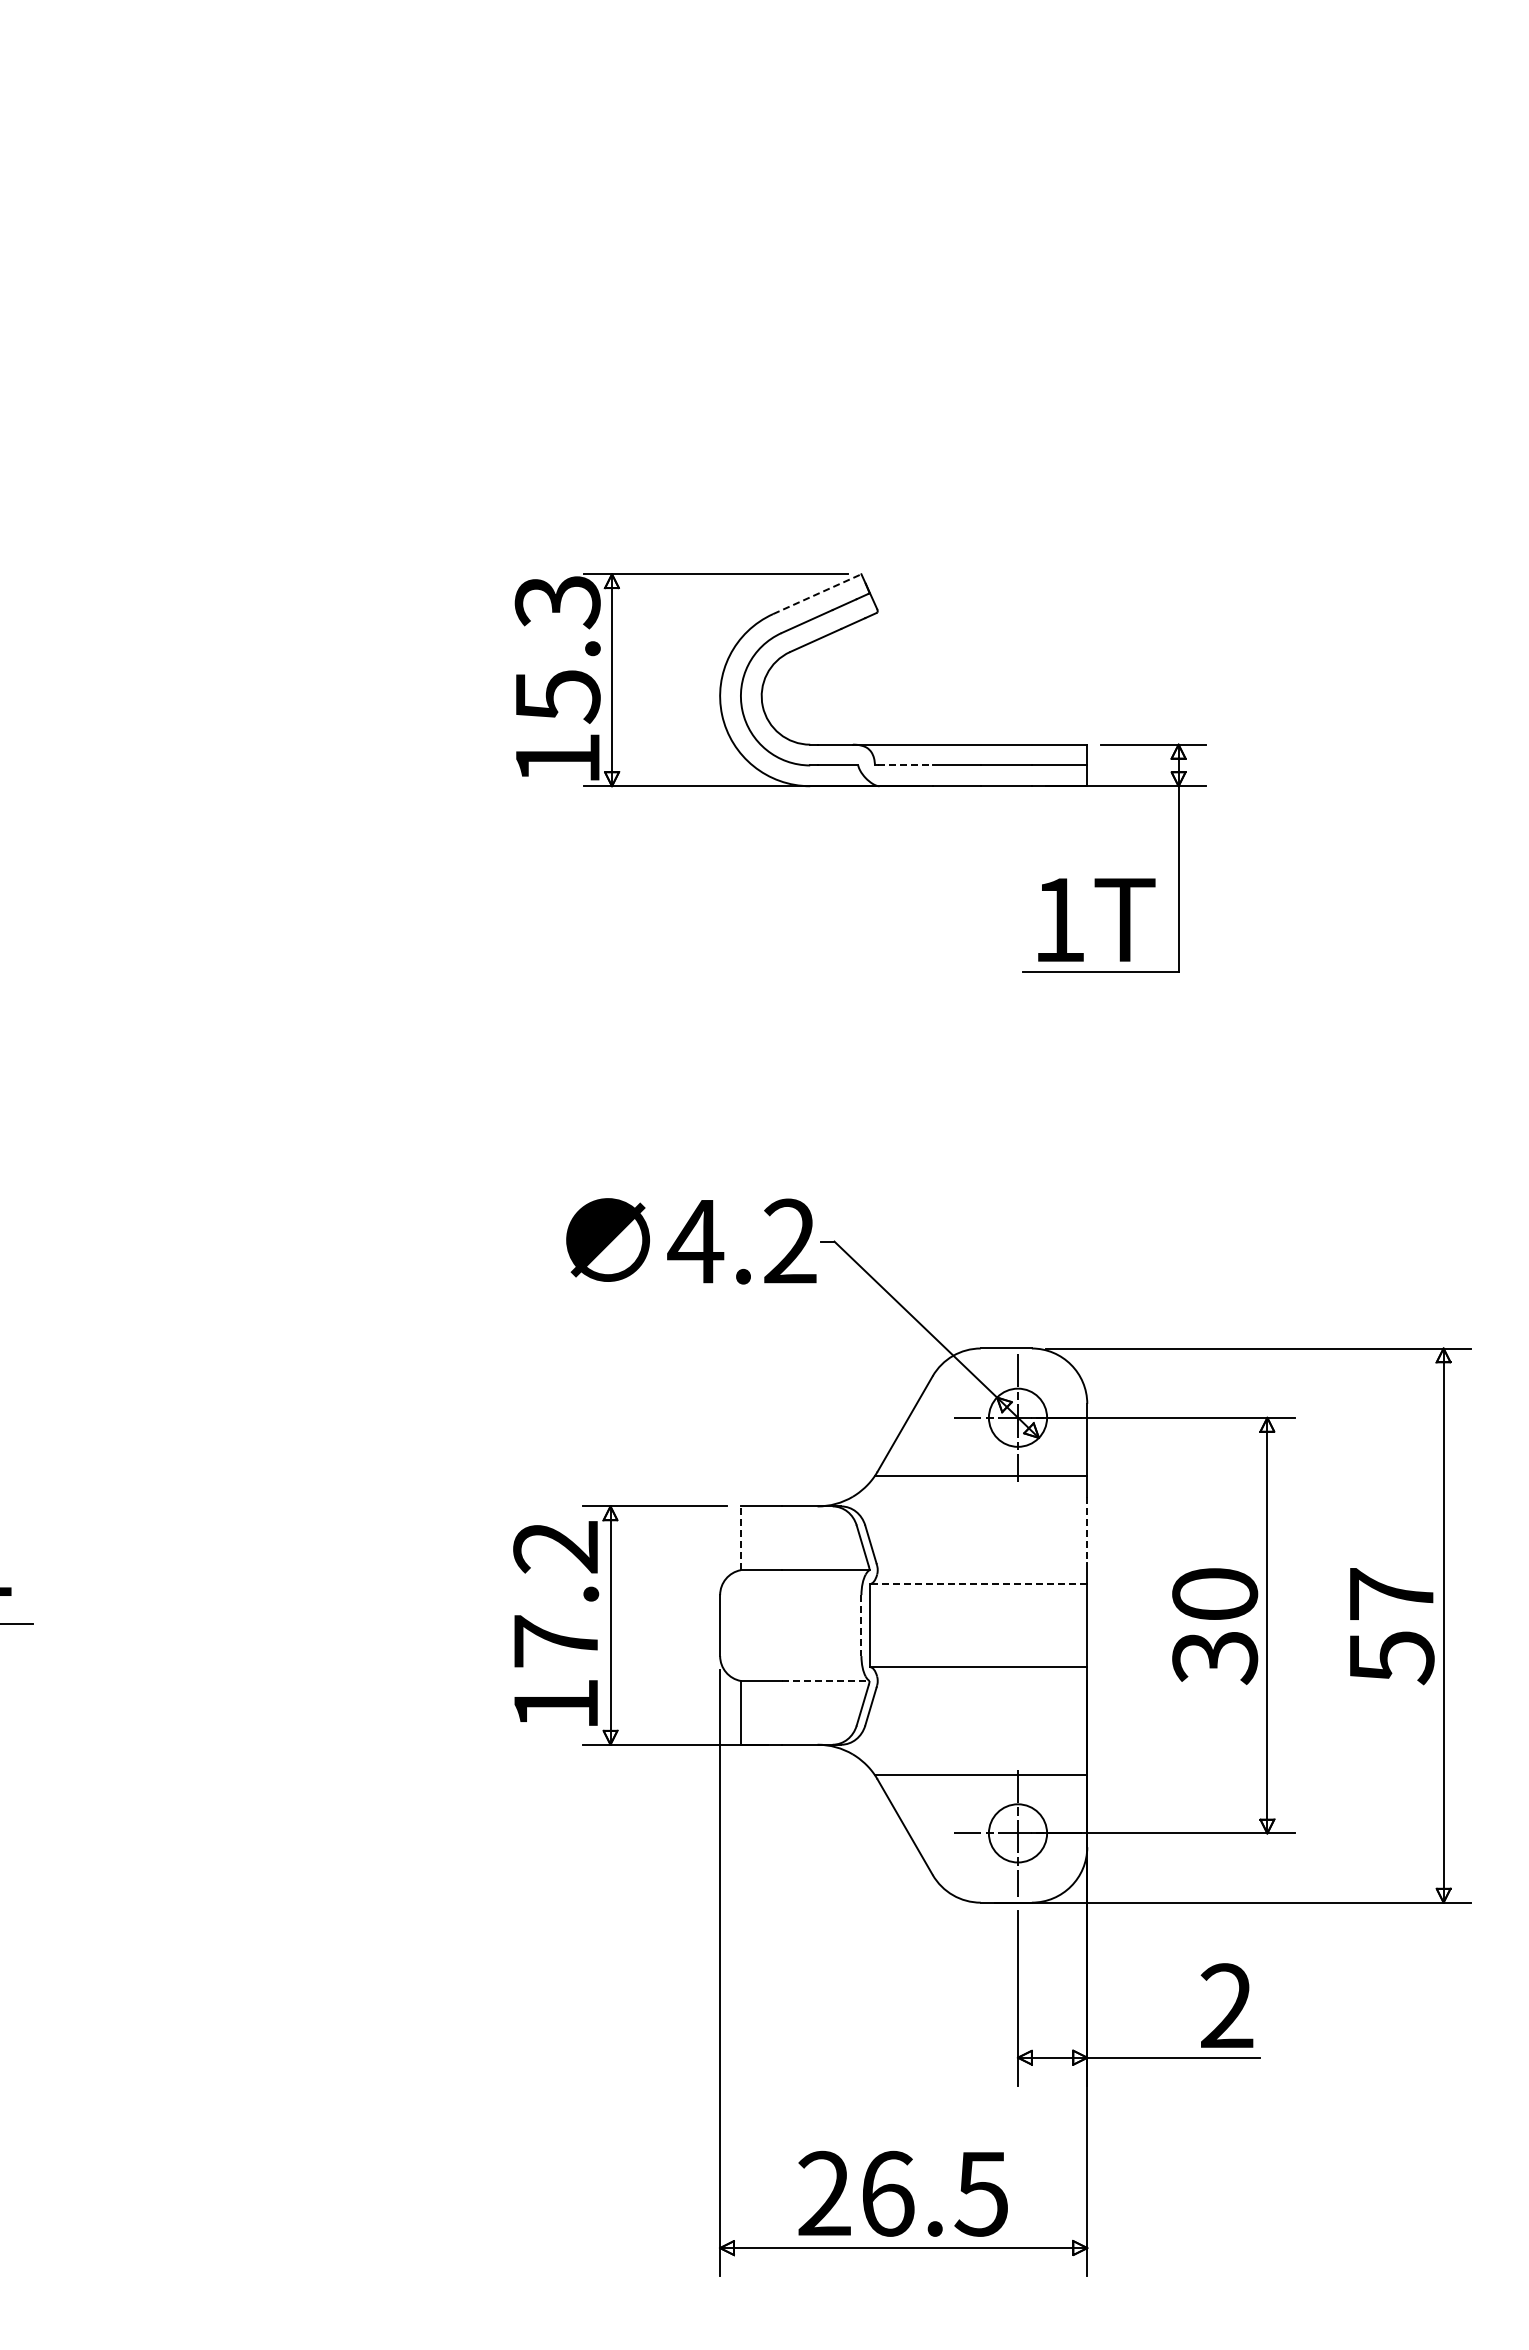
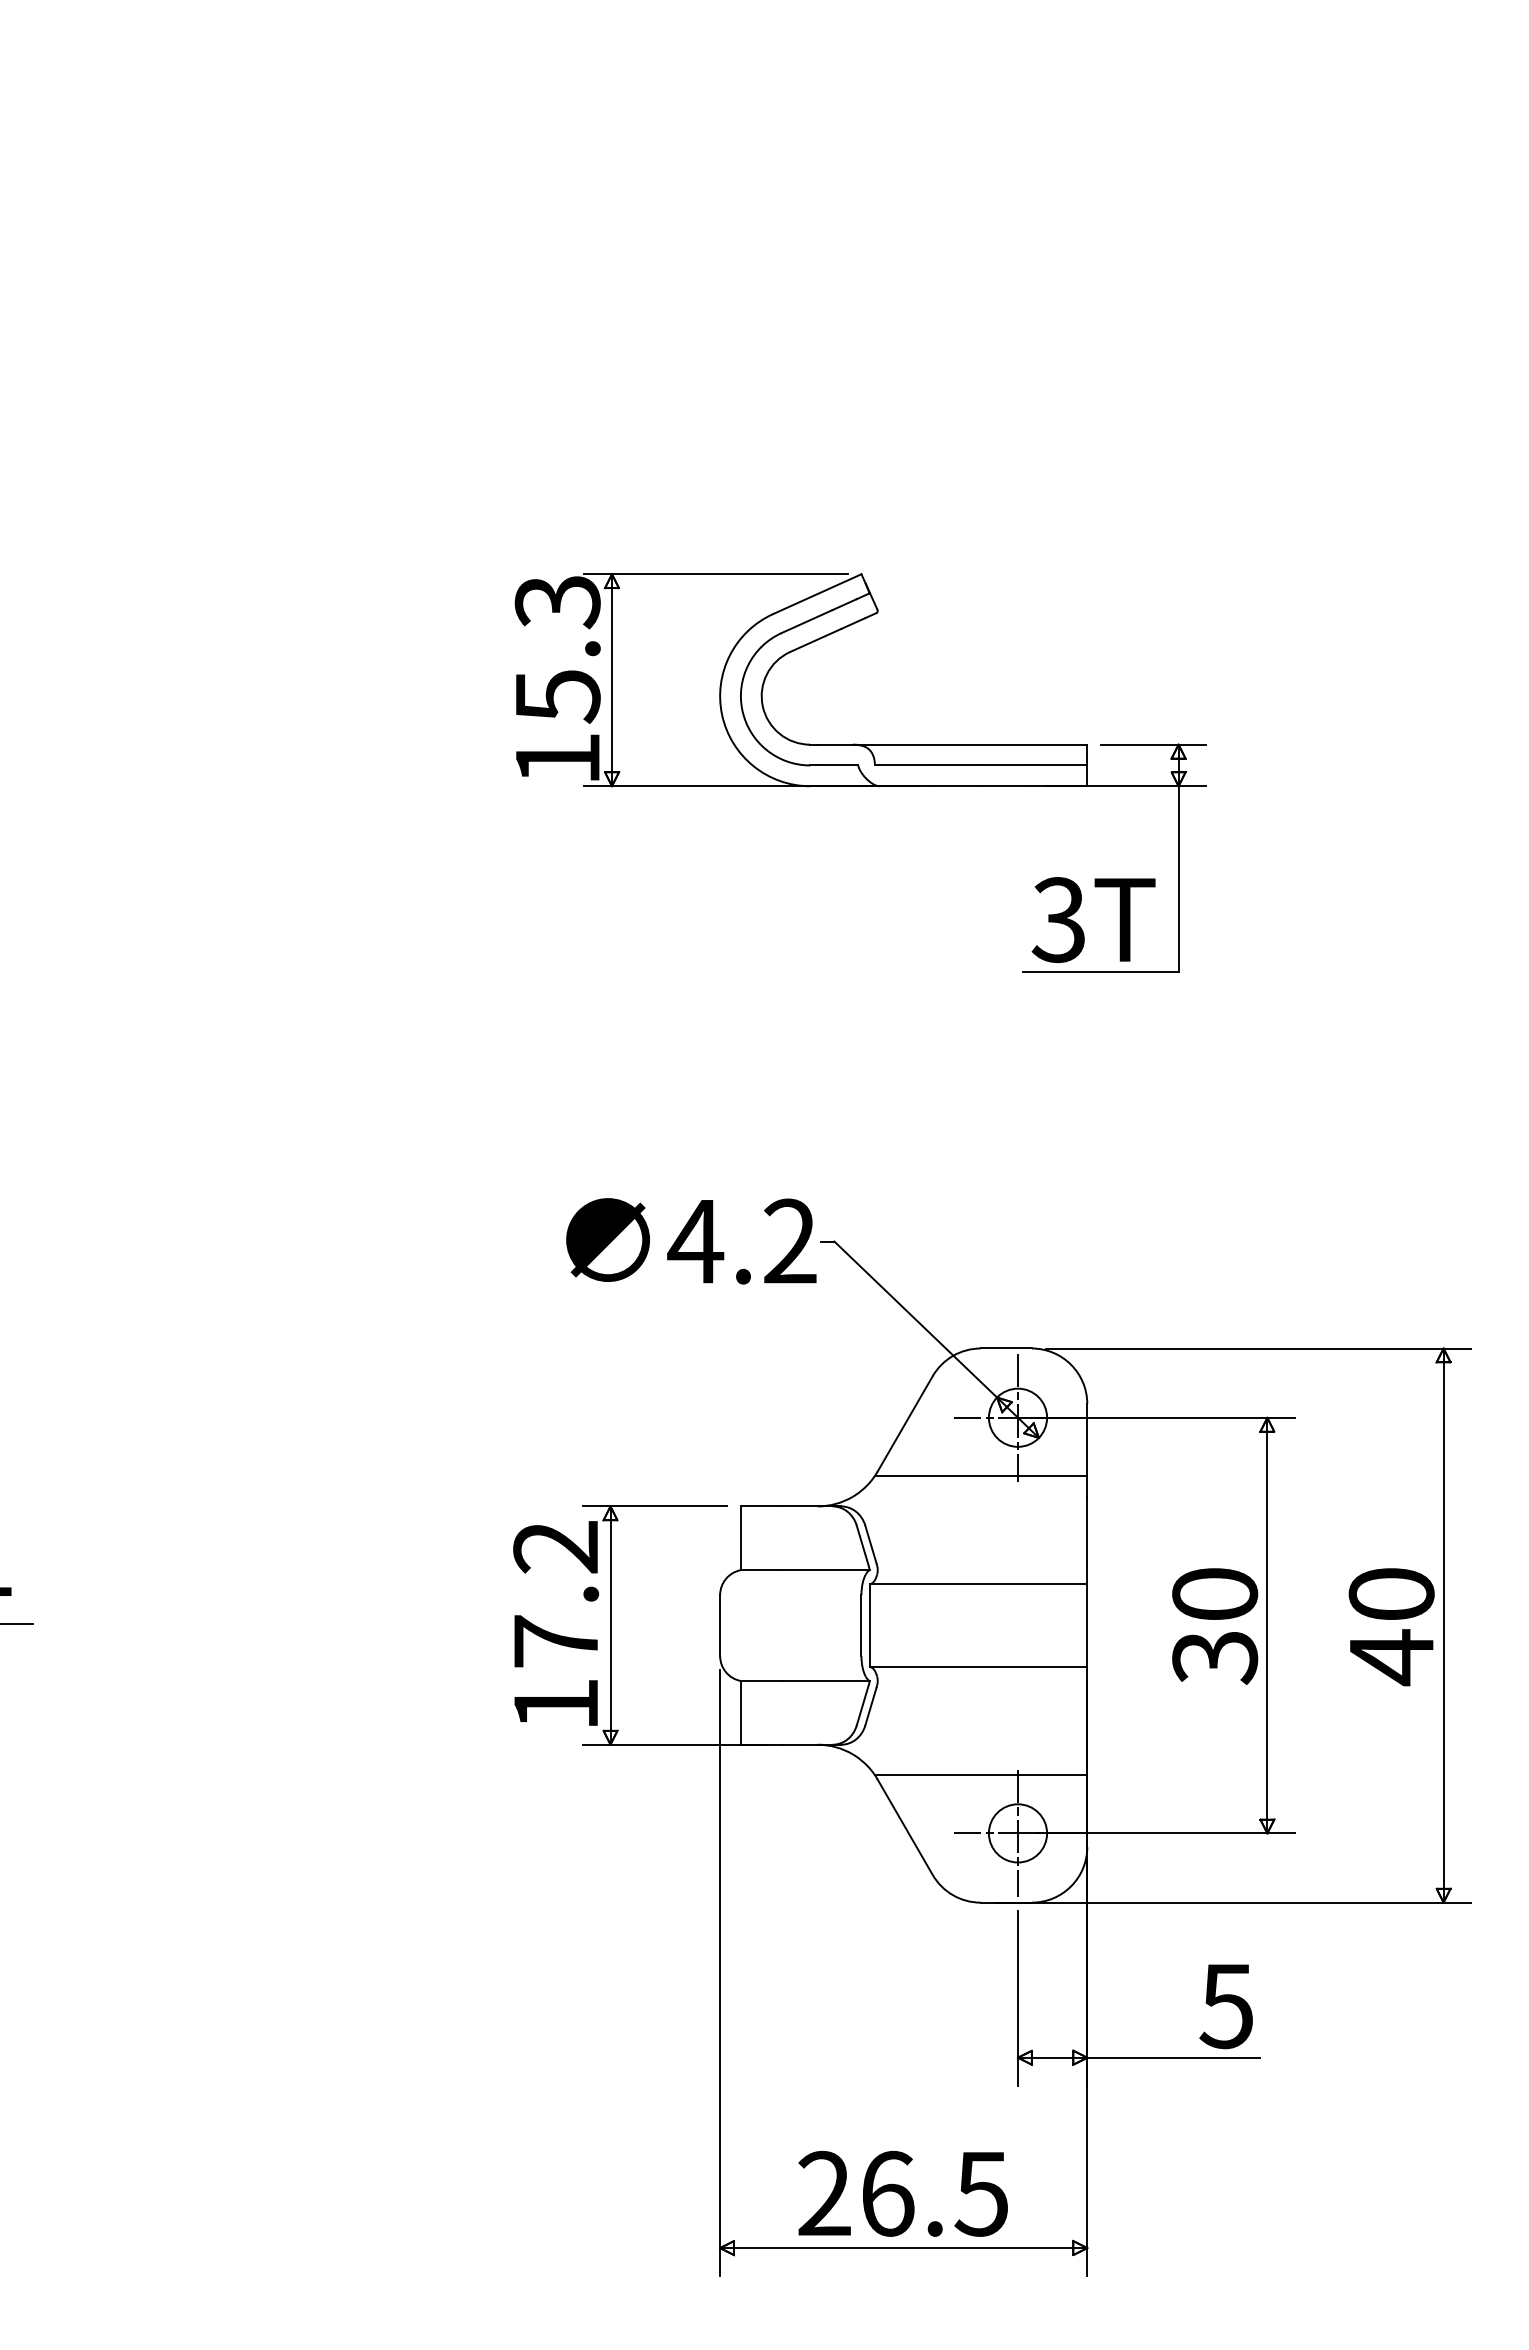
line: dashed -> solid (817, 593)
line: dashed -> solid (905, 765)
text: 1T -> 3T (1057, 919)
line: dashed -> solid (1087, 1530)
line: dashed -> solid (740, 1538)
line: dashed -> solid (978, 1584)
line: dashed -> solid (861, 1626)
text: 57 -> 40 (1391, 1627)
line: dashed -> solid (825, 1681)
text: 2 -> 5 (1226, 2006)
